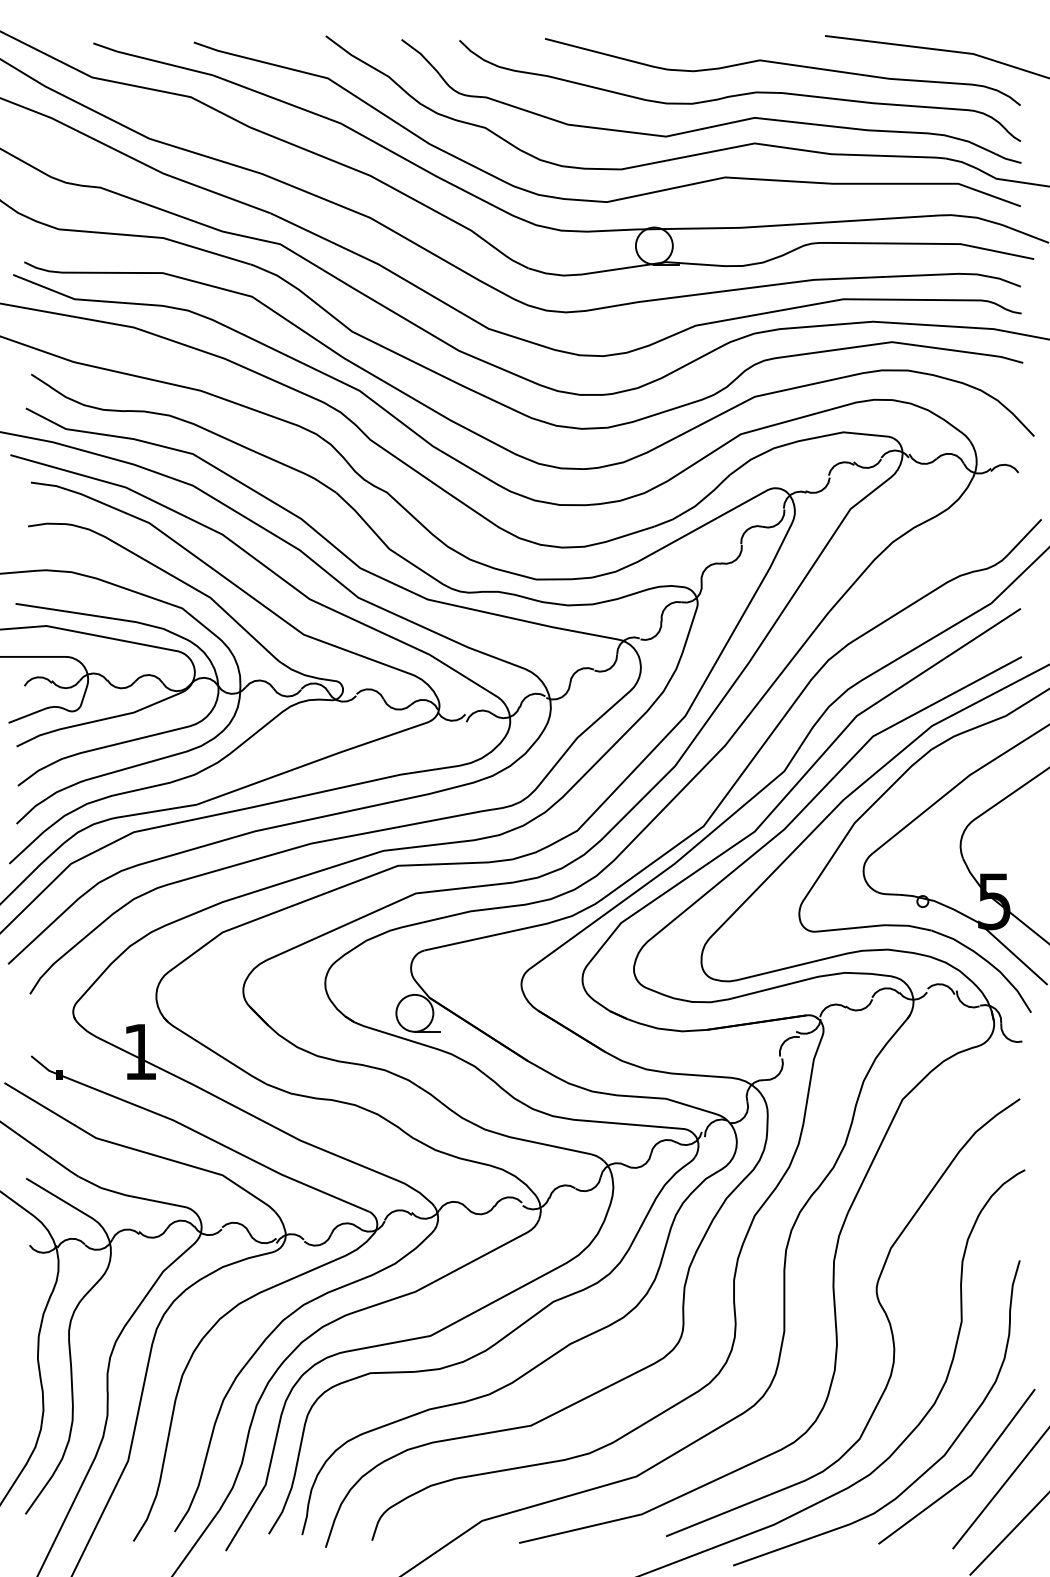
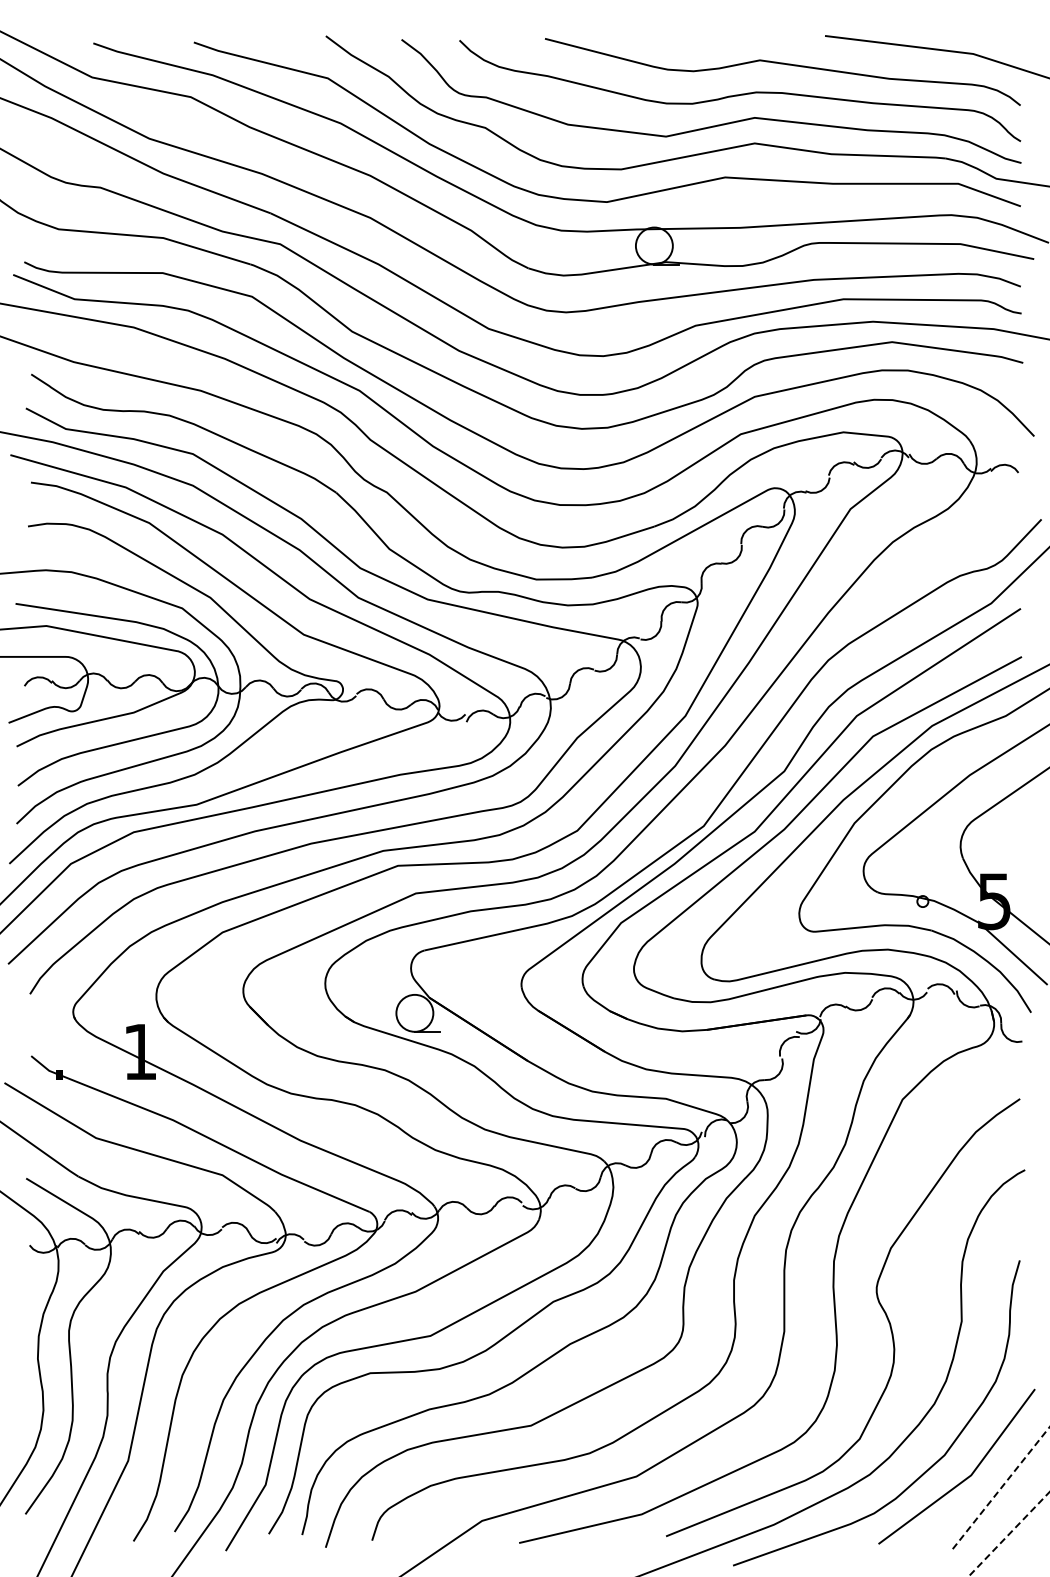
line: solid -> dashed (1001, 1488)
line: solid -> dashed (1009, 1533)
